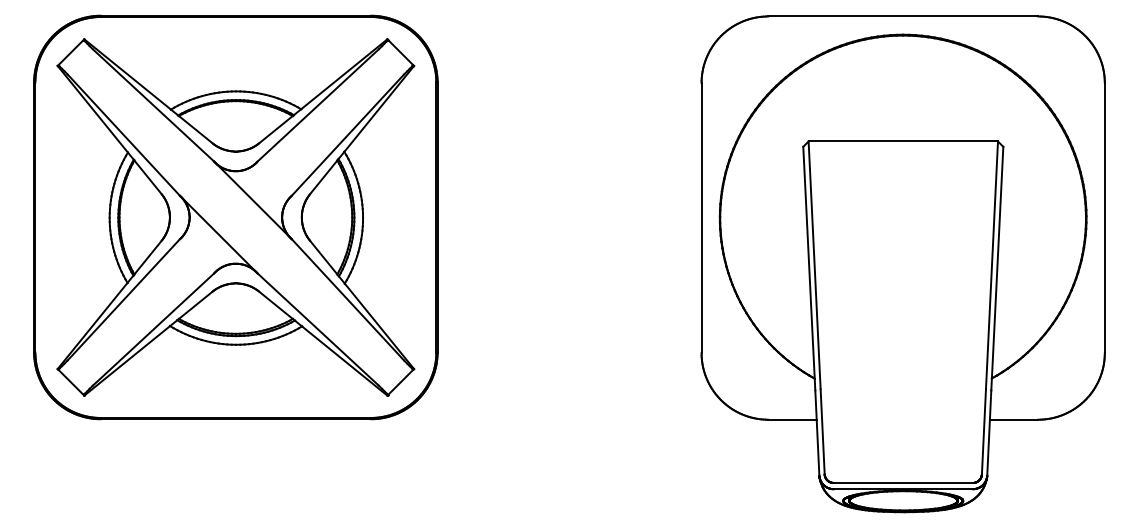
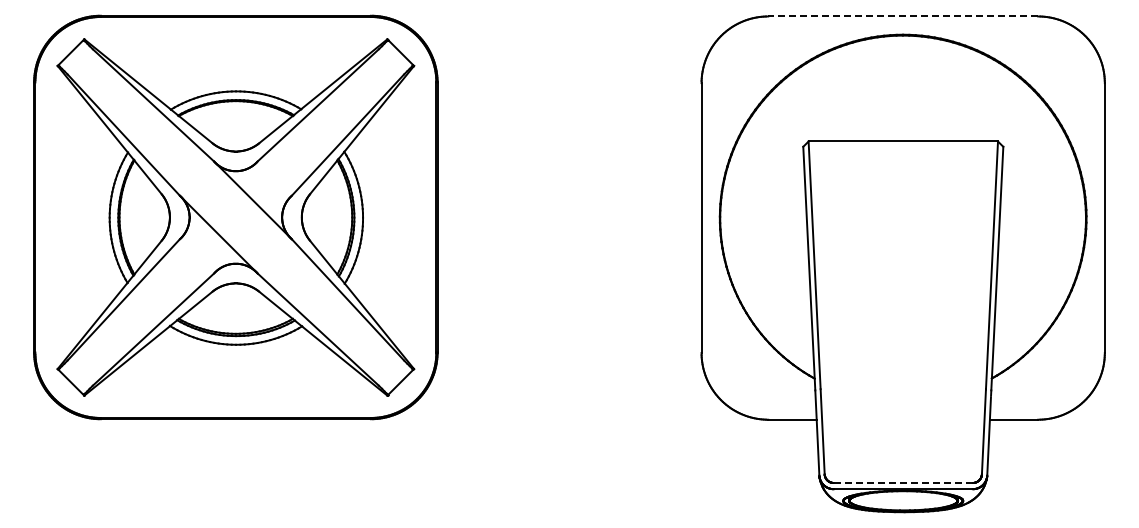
line: solid -> dashed (903, 16)
line: solid -> dashed (903, 482)
